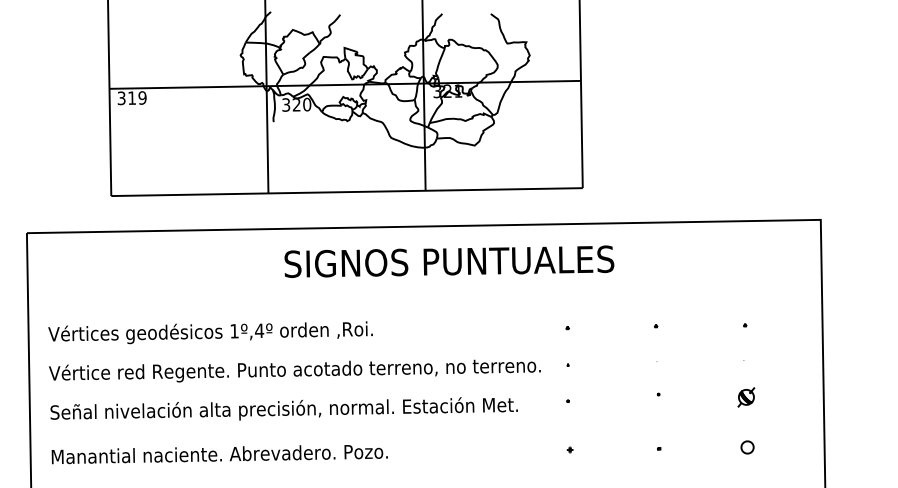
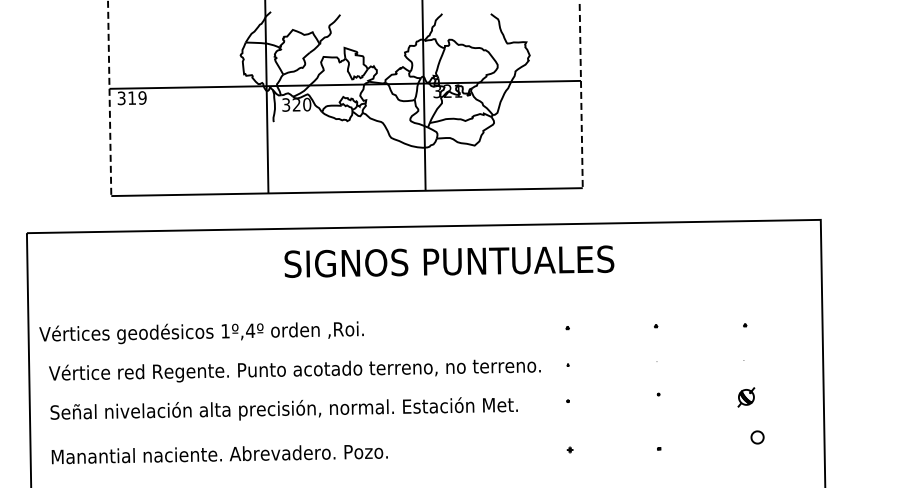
line: solid -> dashed (581, 94)
line: solid -> dashed (109, 98)
text position: (210, 332) -> (201, 332) (201, 332)
part position: (747, 447) -> (757, 437) (757, 437)
